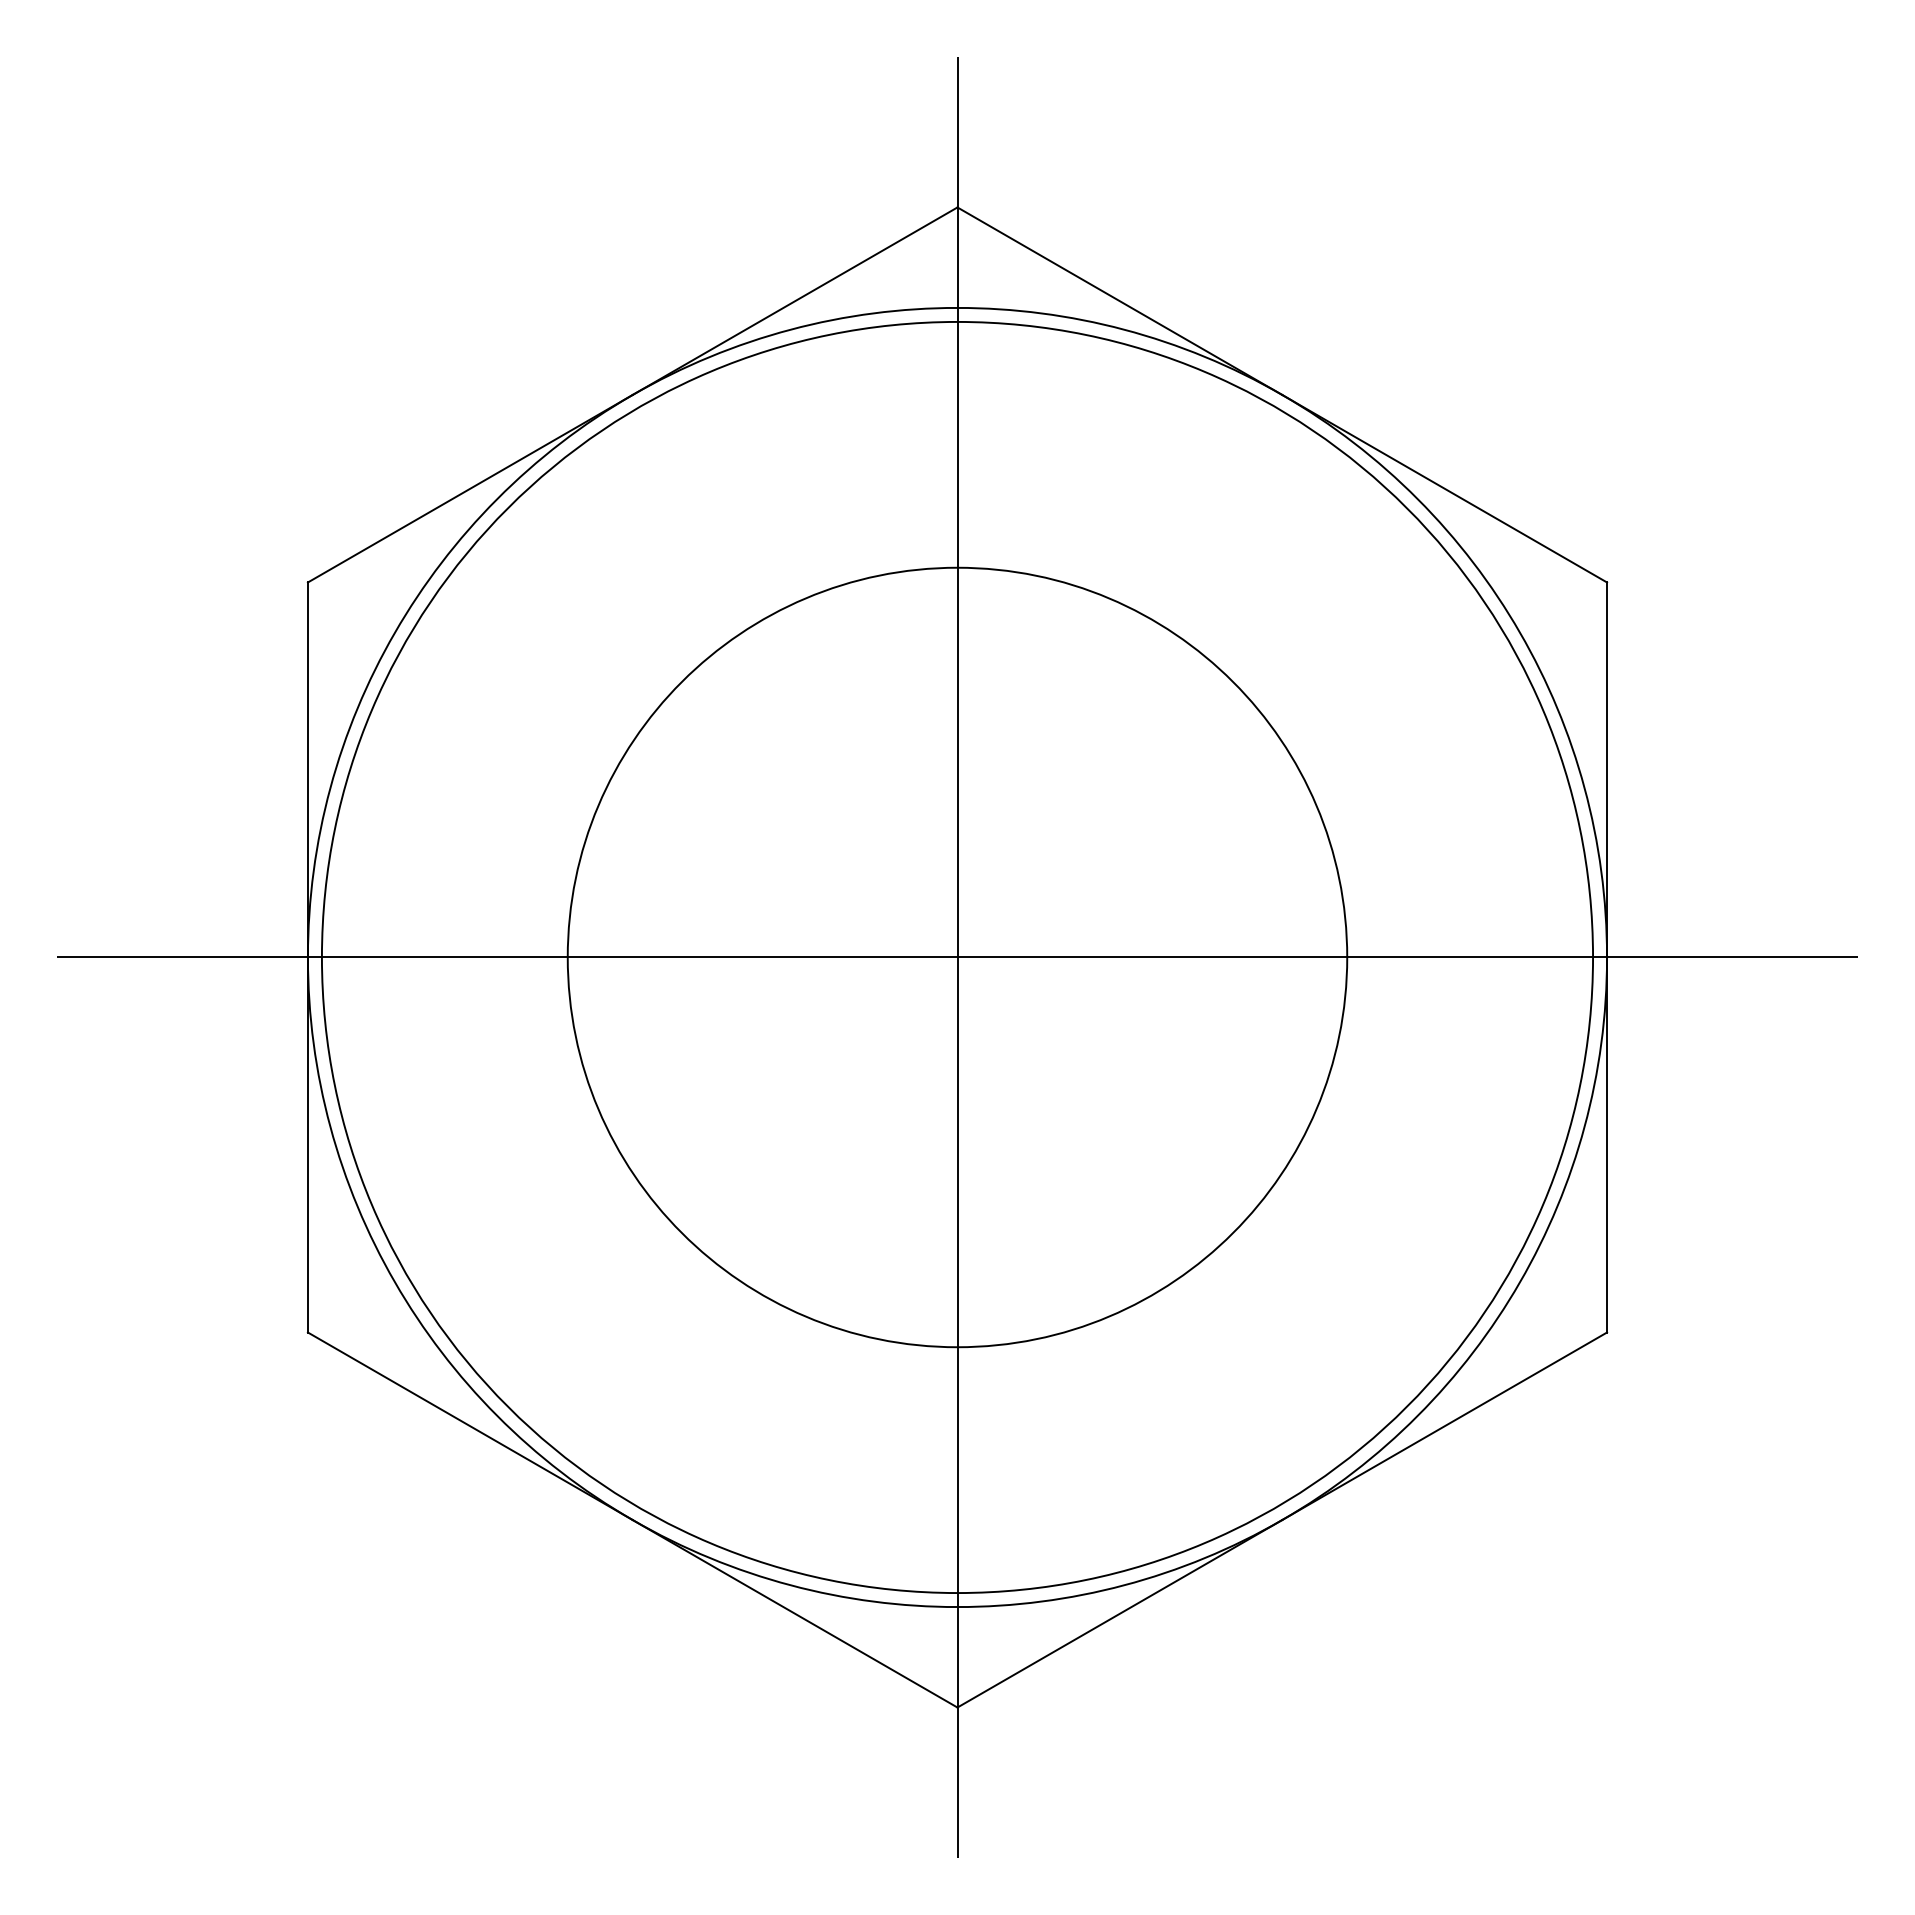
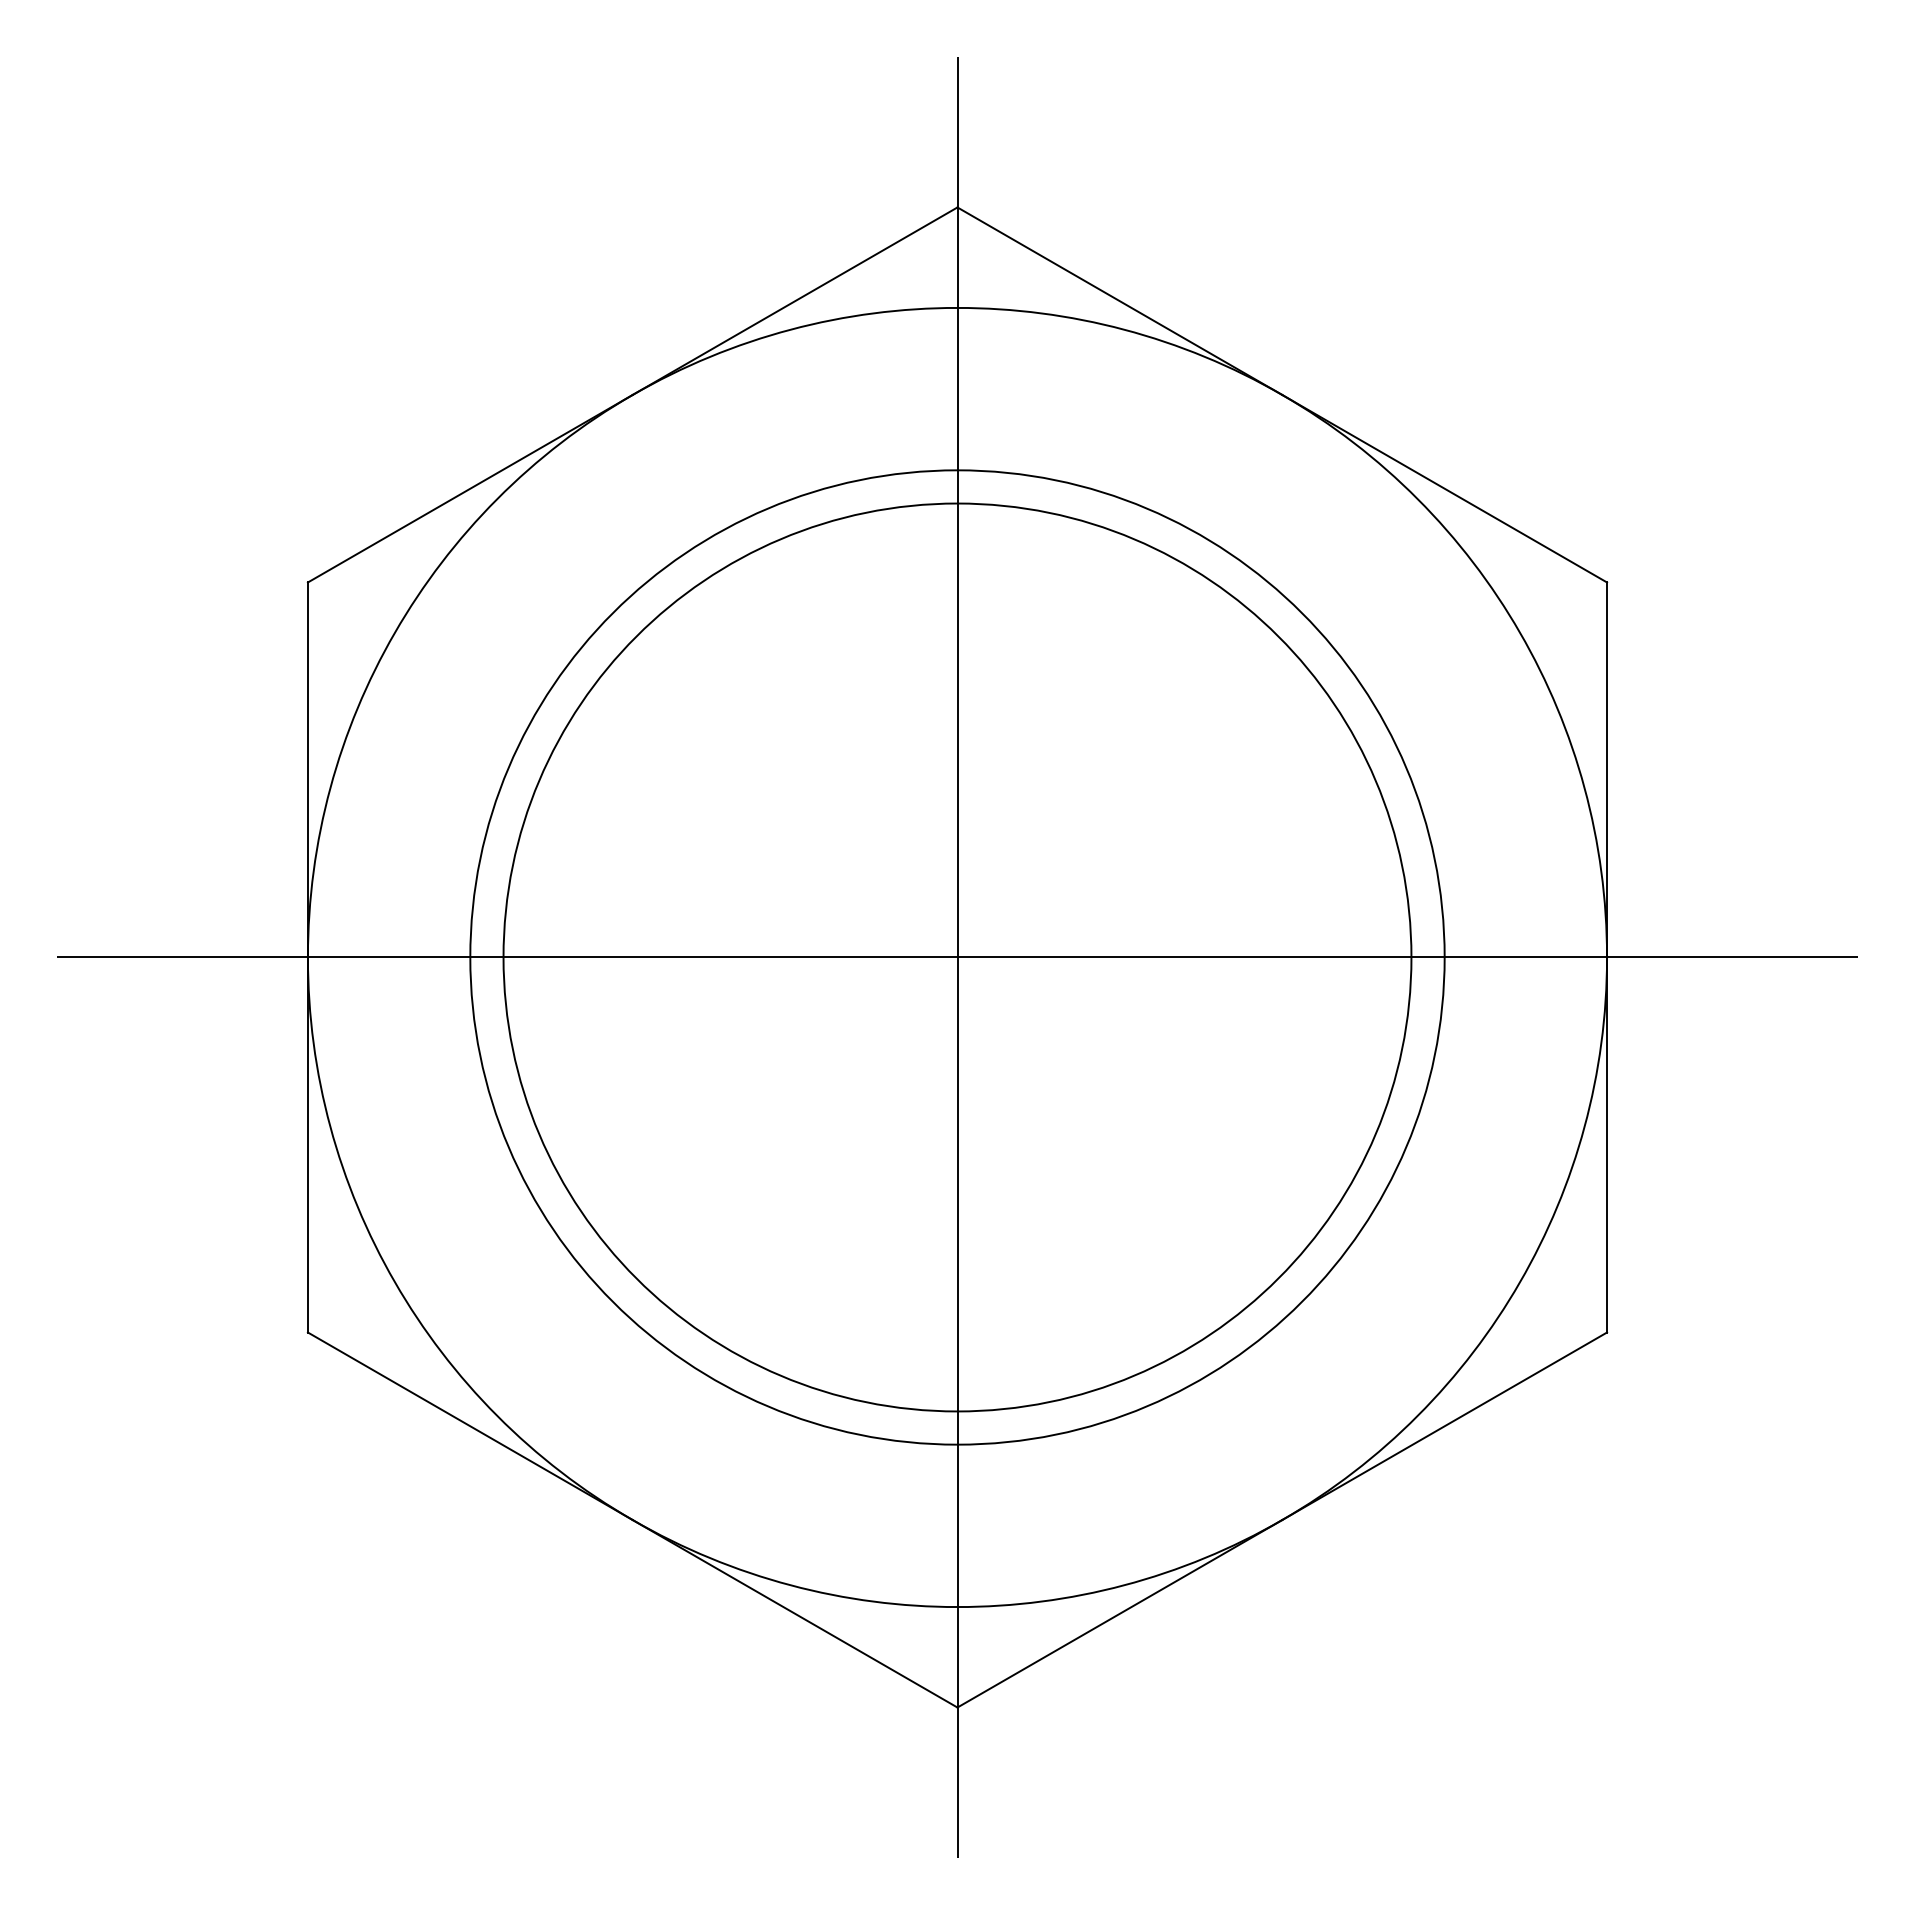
circle diameter: 1271 px -> 908 px (957, 957)
circle diameter: 779 px -> 974 px (957, 957)
